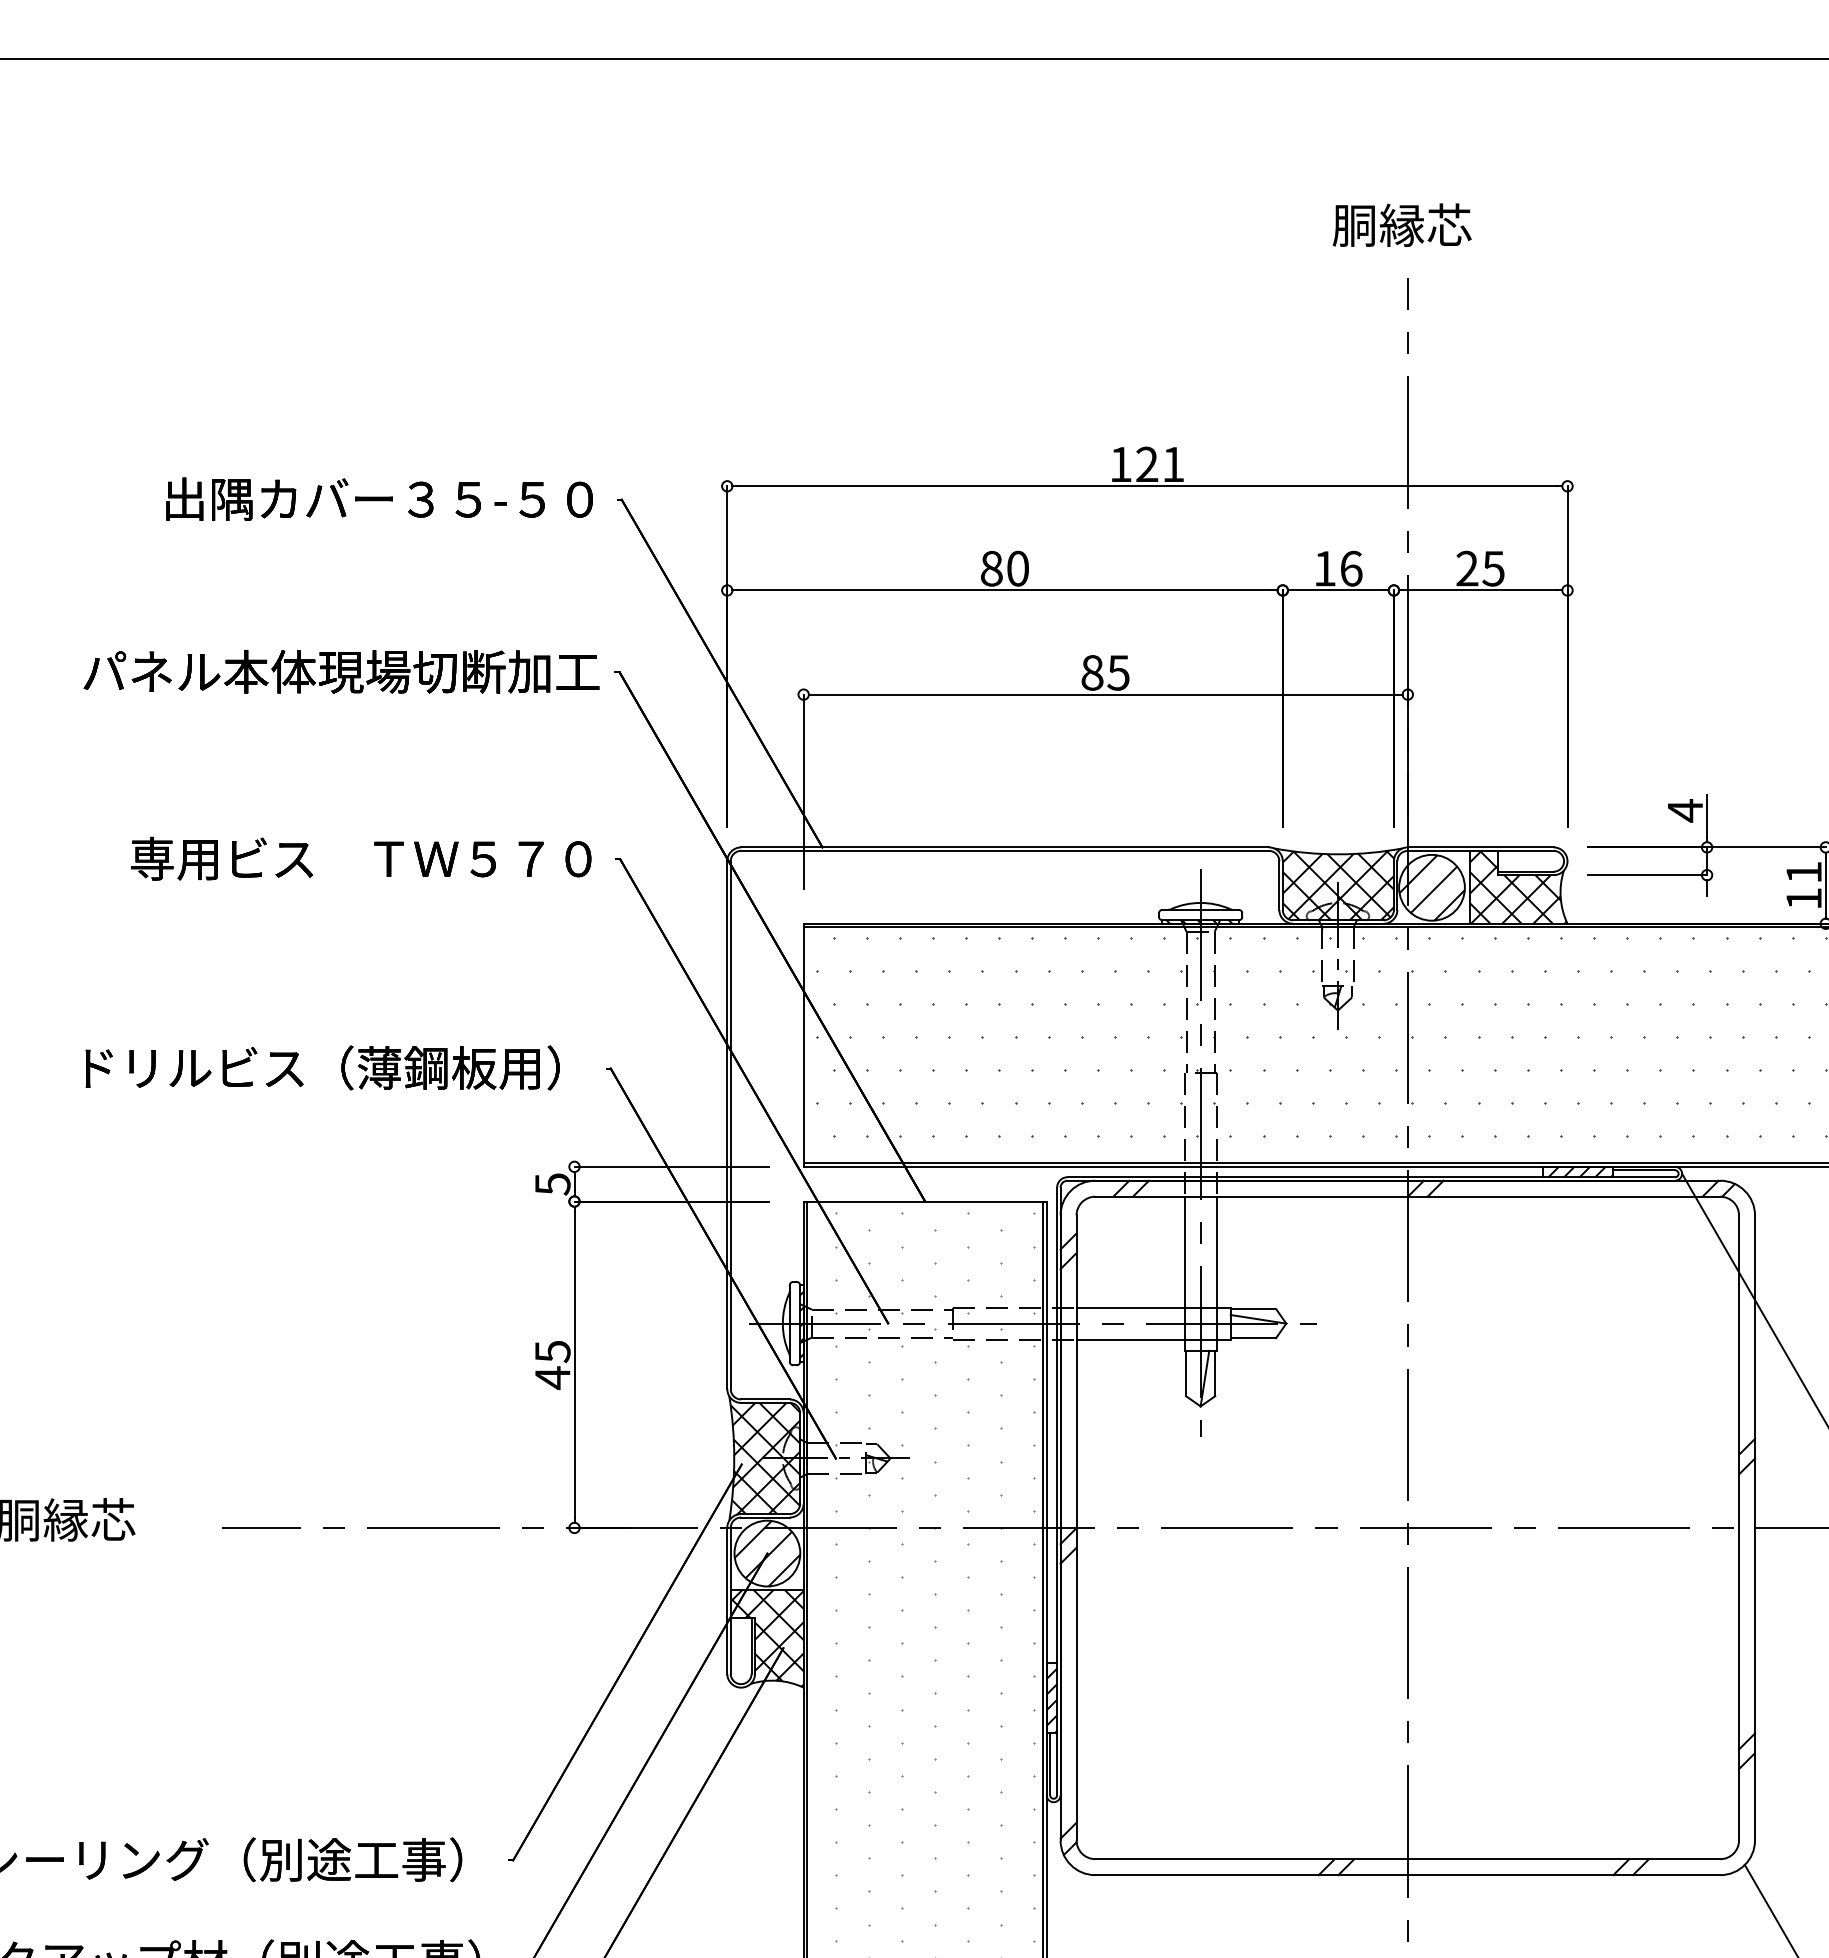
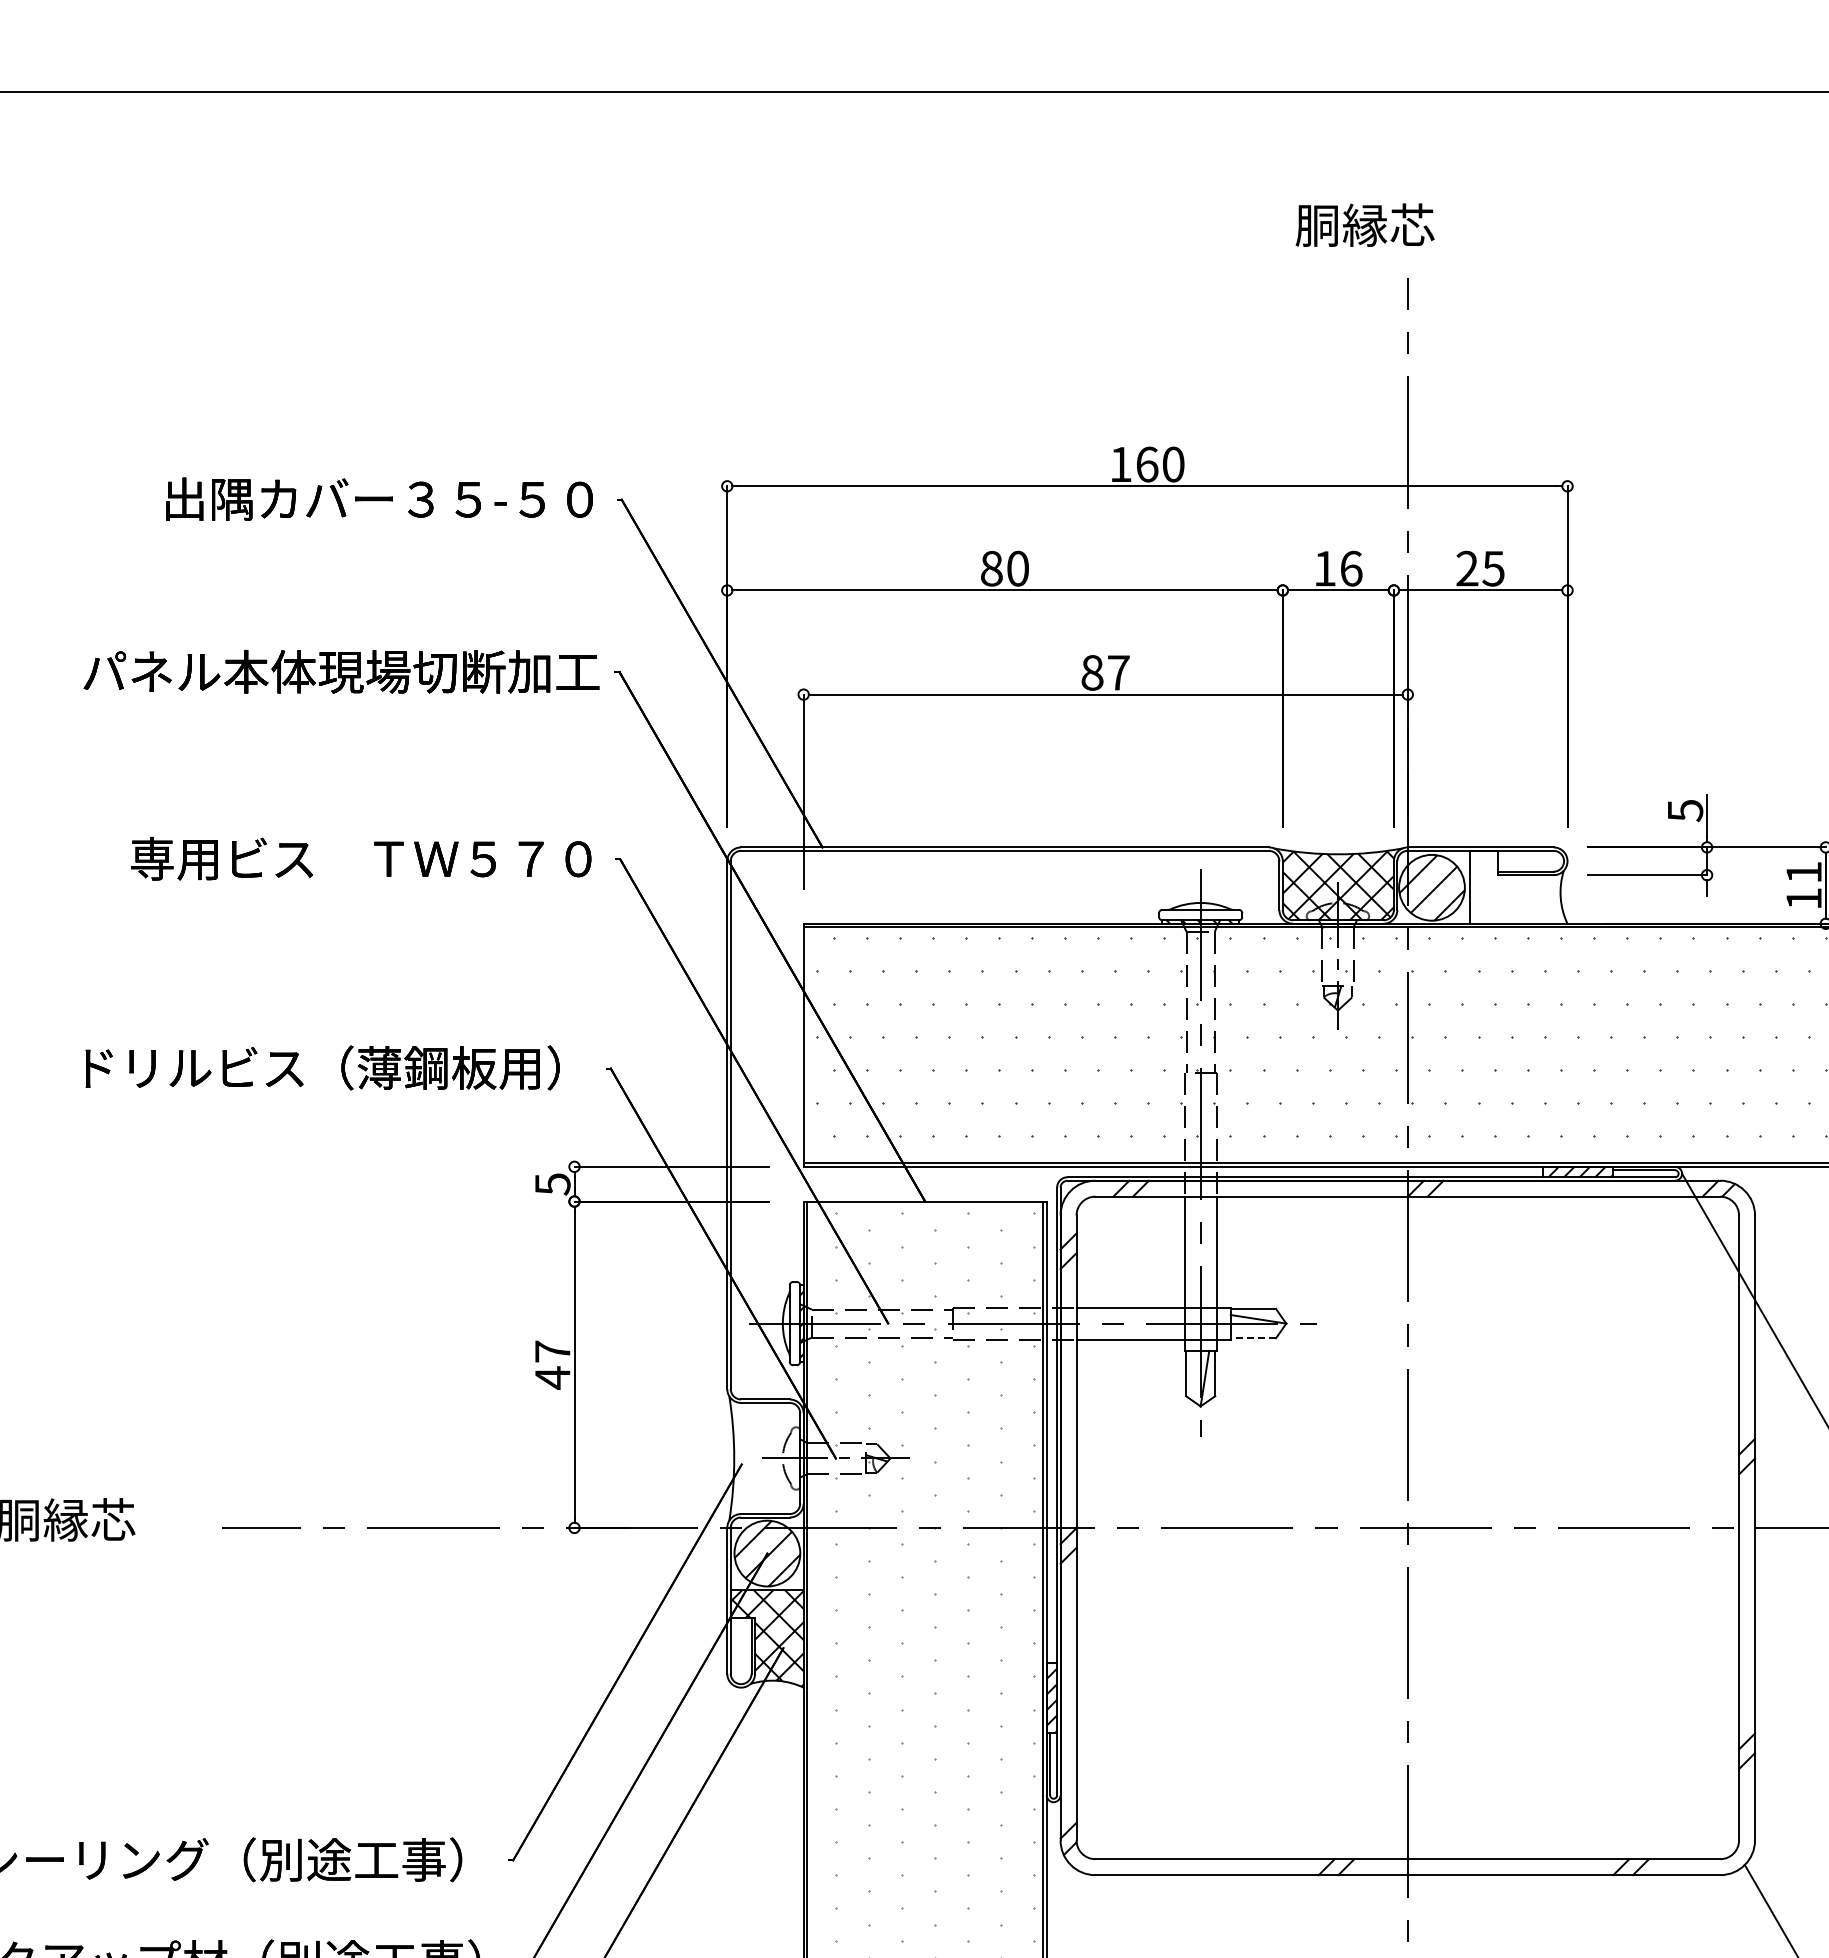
line position: (913, 58) -> (913, 91) (913, 91)
text position: (1401, 224) -> (1364, 224) (1364, 224)
text: 121 -> 160 (1160, 464)
text: 85 -> 87 (1118, 672)
text: 4 -> 5 (1685, 810)
hatch: present -> none (1518, 886)
line: solid -> dashed (1253, 1338)
text: 45 -> 47 (552, 1351)
hatch: present -> none (764, 1455)
